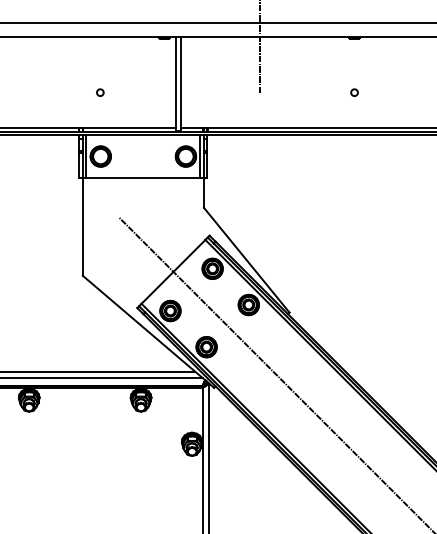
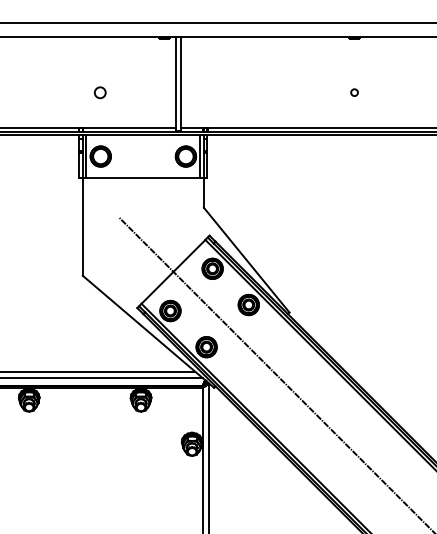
line: present -> none (259, 47)
circle size: 9x9 px -> 13x14 px (100, 92)
